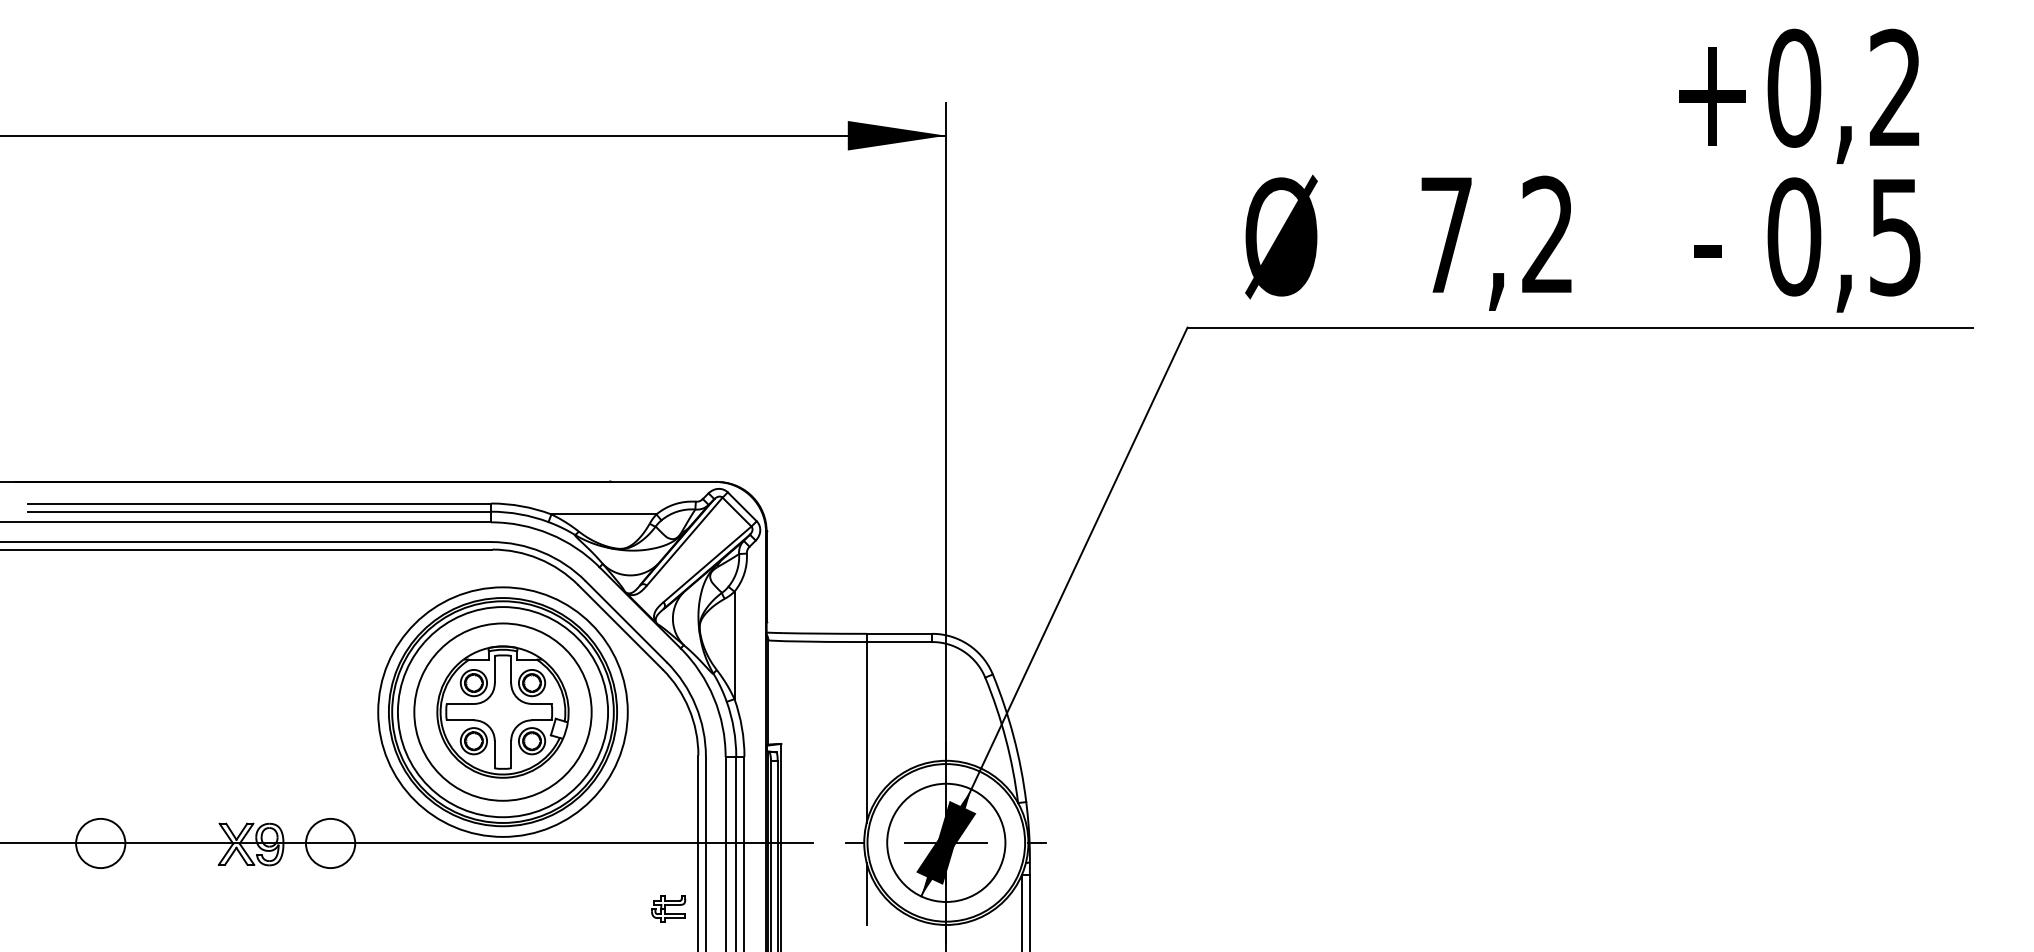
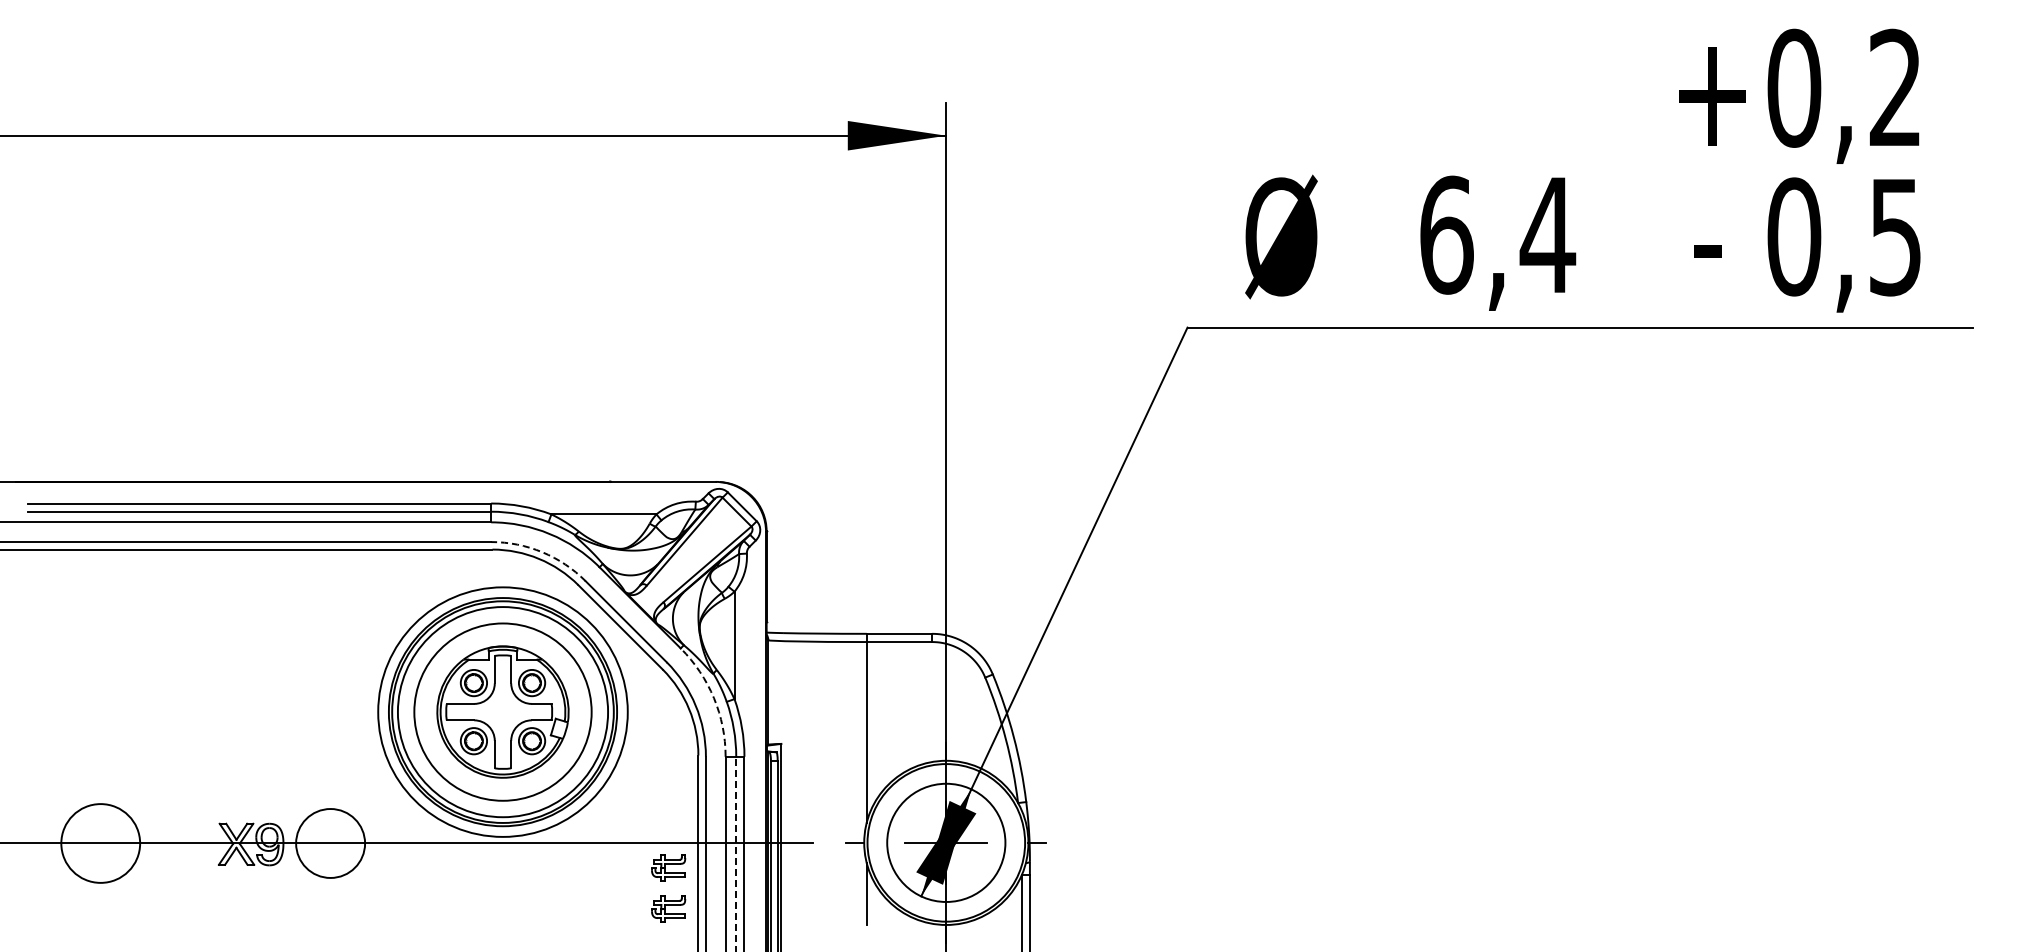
text: 7,2 -> 6,4 (1498, 234)
arc: solid -> dashed (542, 552)
arc: solid -> dashed (713, 698)
circle diameter: 49 px -> 79 px (100, 843)
circle diameter: 49 px -> 69 px (330, 843)
line: solid -> dashed (736, 853)
part: none -> present (668, 867)
